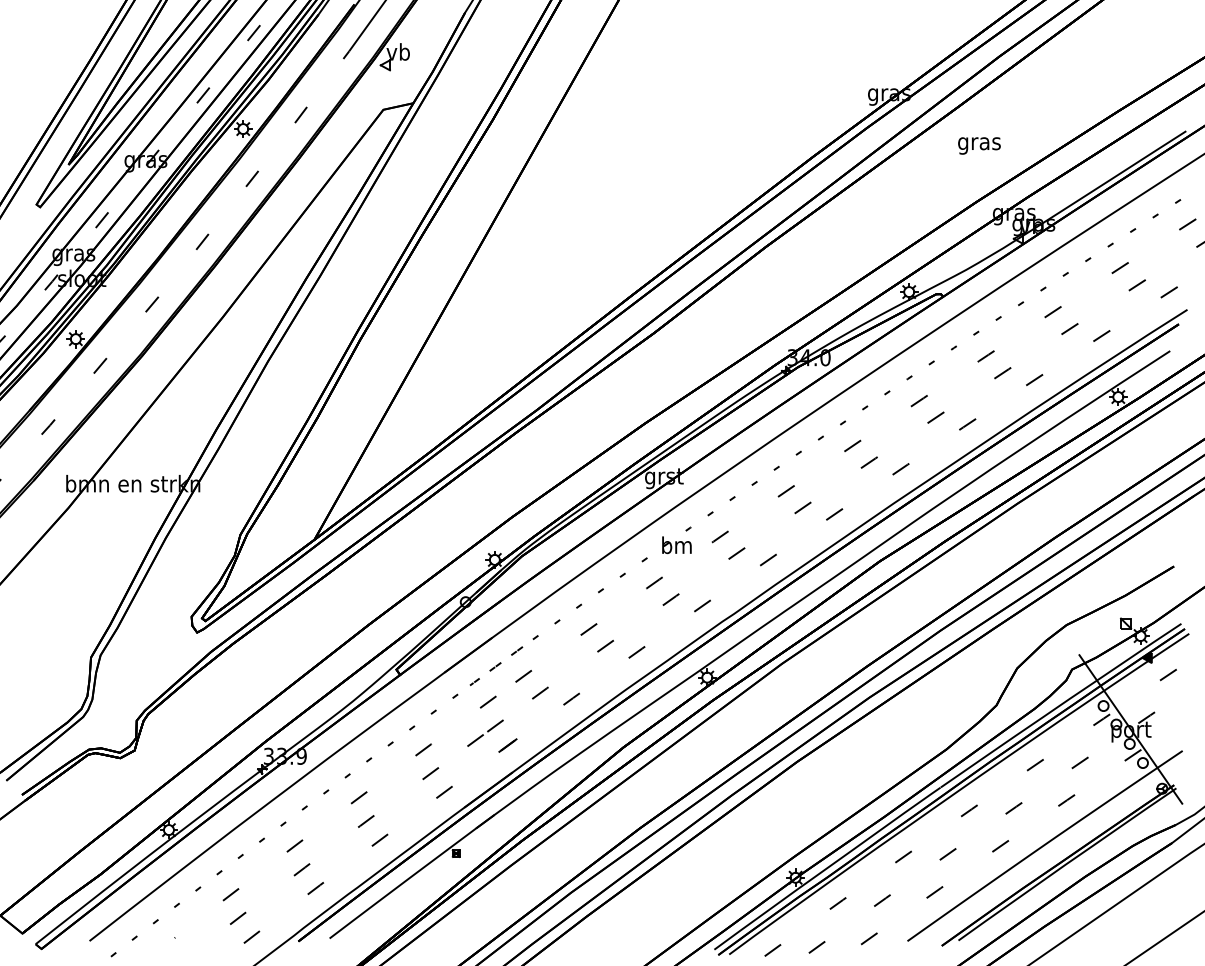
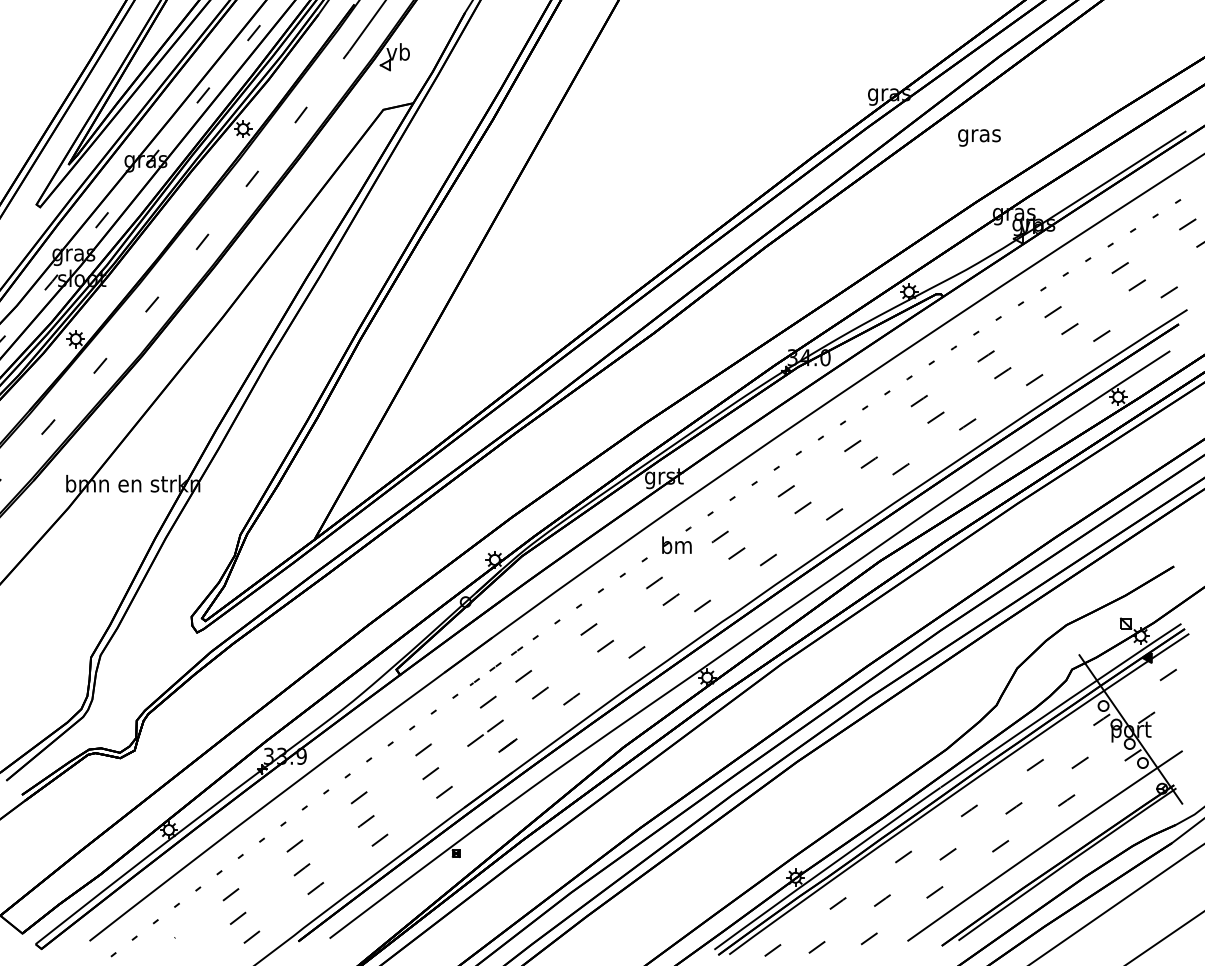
text position: (979, 145) -> (979, 137) (979, 137)
